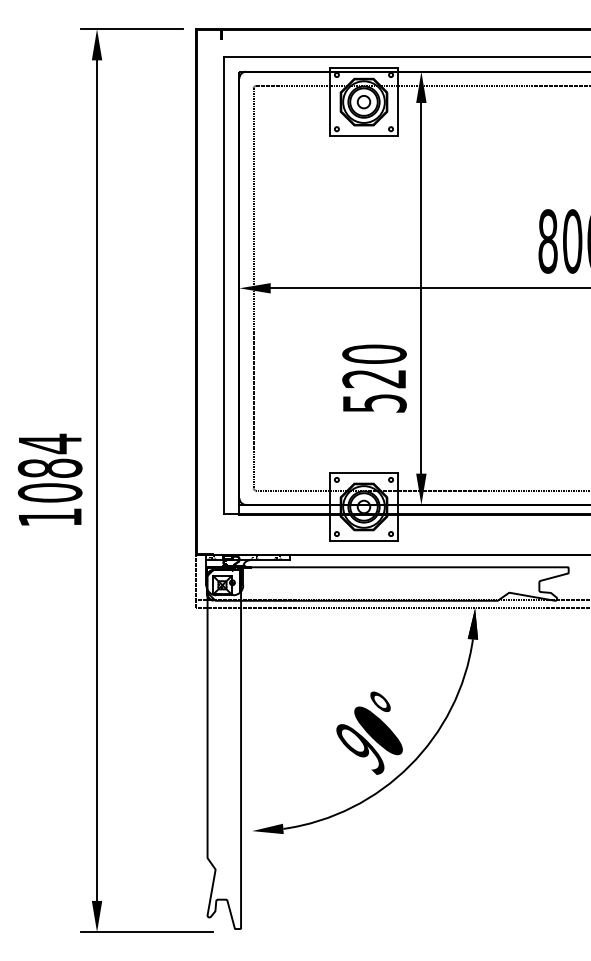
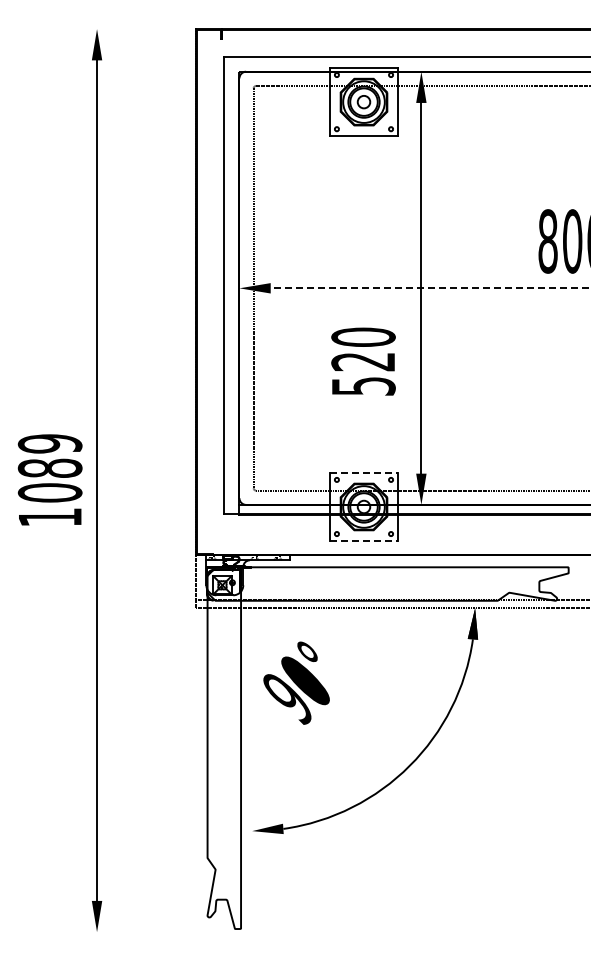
line: present -> none (132, 29)
line: solid -> dashed (430, 288)
text position: (374, 378) -> (363, 361) (363, 361)
text: 1084 -> 1089 (49, 443)
line: solid -> dashed (364, 472)
line: solid -> dashed (364, 541)
text position: (369, 732) -> (296, 682) (296, 682)
line: present -> none (146, 932)
